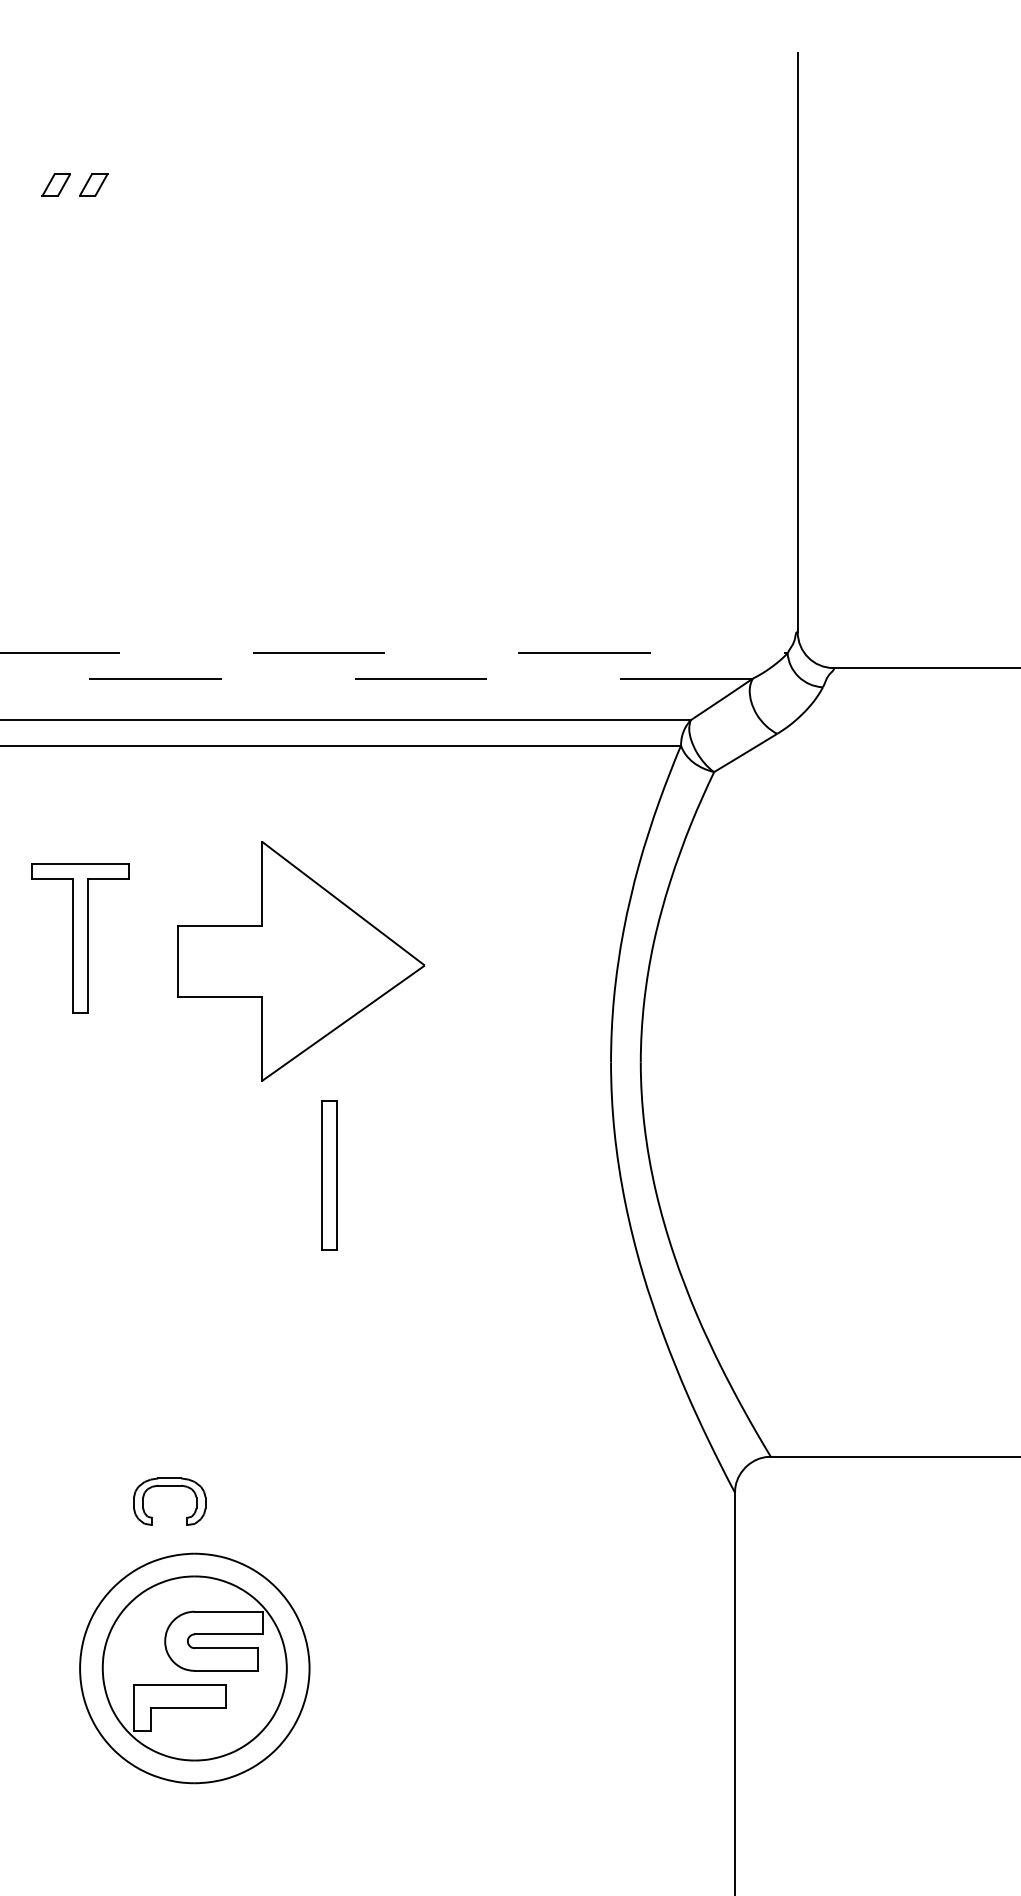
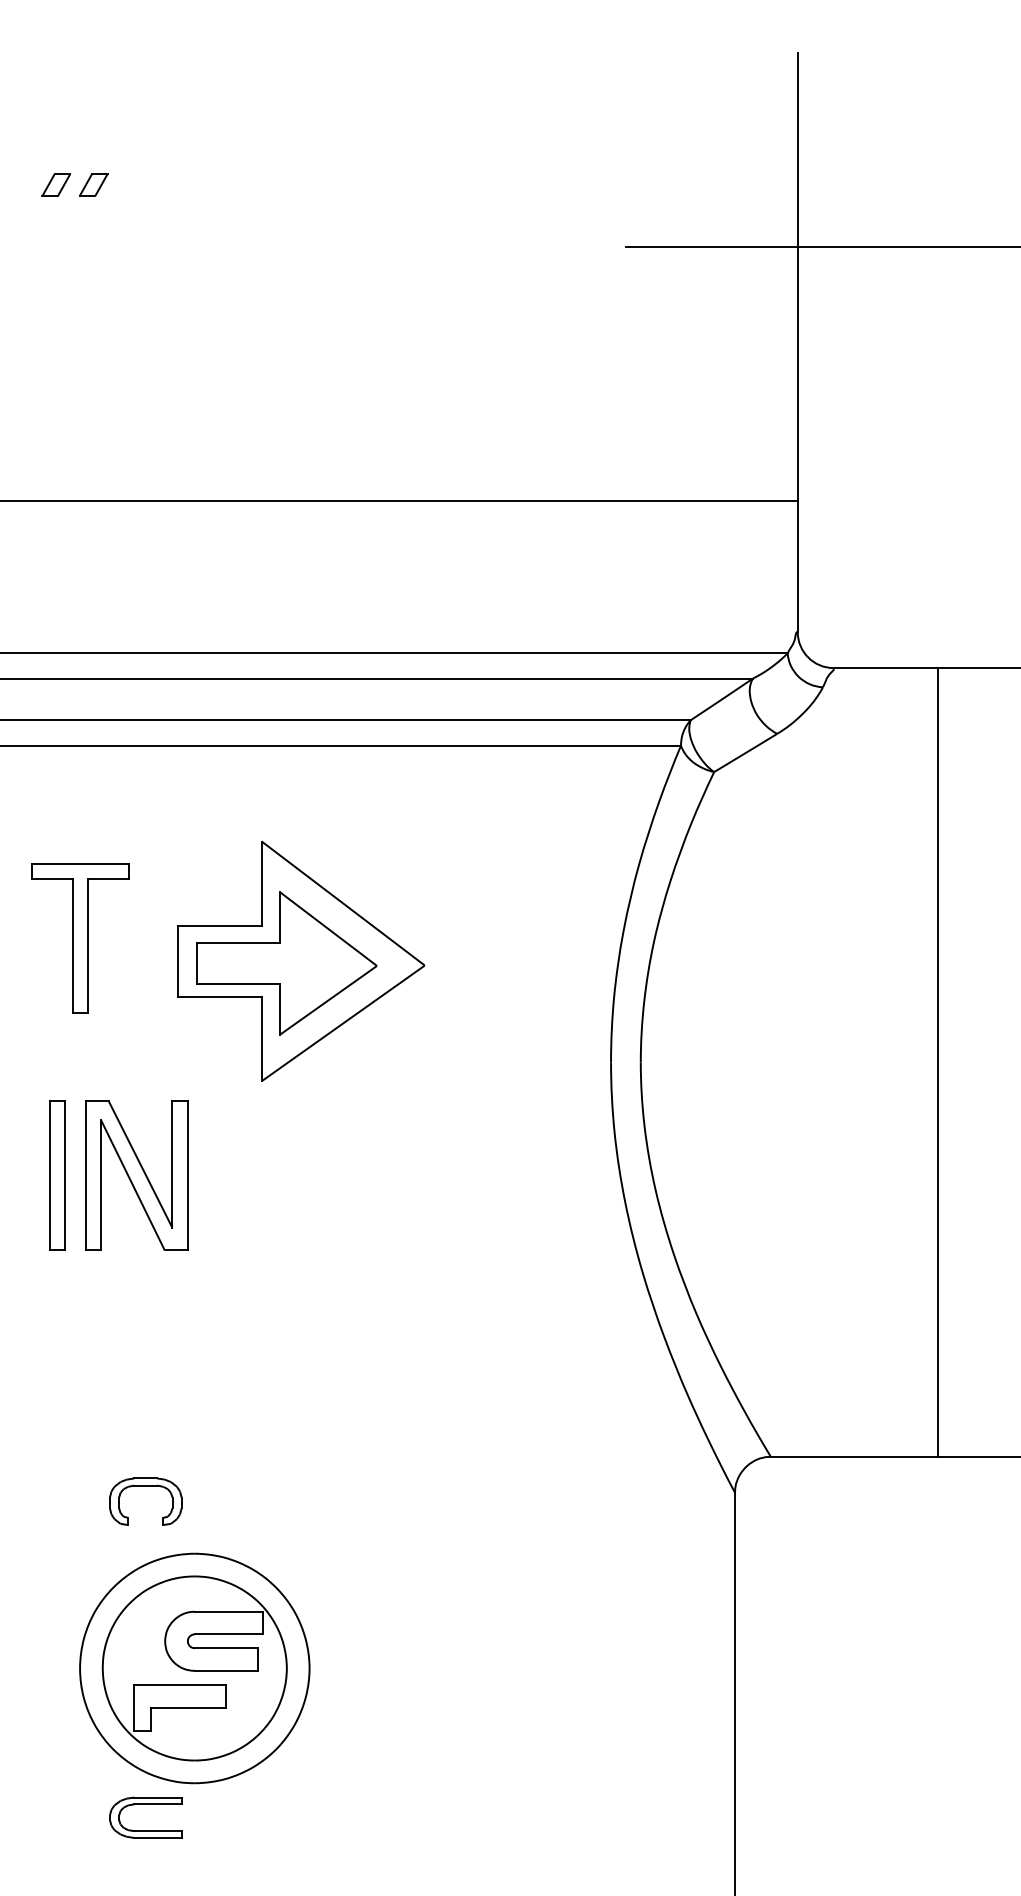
line: none -> present (821, 246)
line: none -> present (399, 500)
line: dashed -> solid (394, 653)
line: dashed -> solid (376, 678)
part: none -> present (286, 963)
line: none -> present (938, 1062)
part: none -> present (136, 1175)
part position: (329, 1175) -> (57, 1175) (57, 1175)
part position: (169, 1486) -> (145, 1486) (145, 1486)
part: none -> present (145, 1804)
